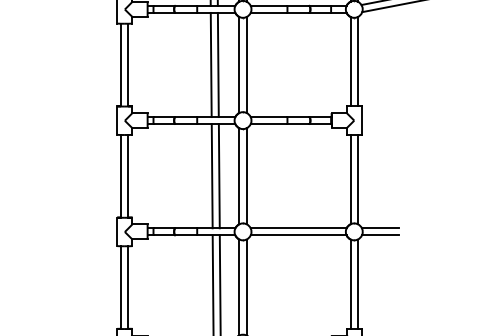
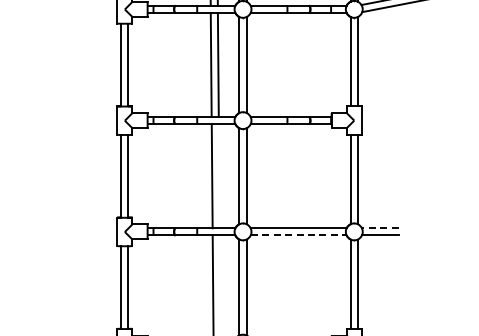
line: present -> none (218, 176)
line: solid -> dashed (379, 228)
line: solid -> dashed (298, 235)
line: present -> none (219, 283)
